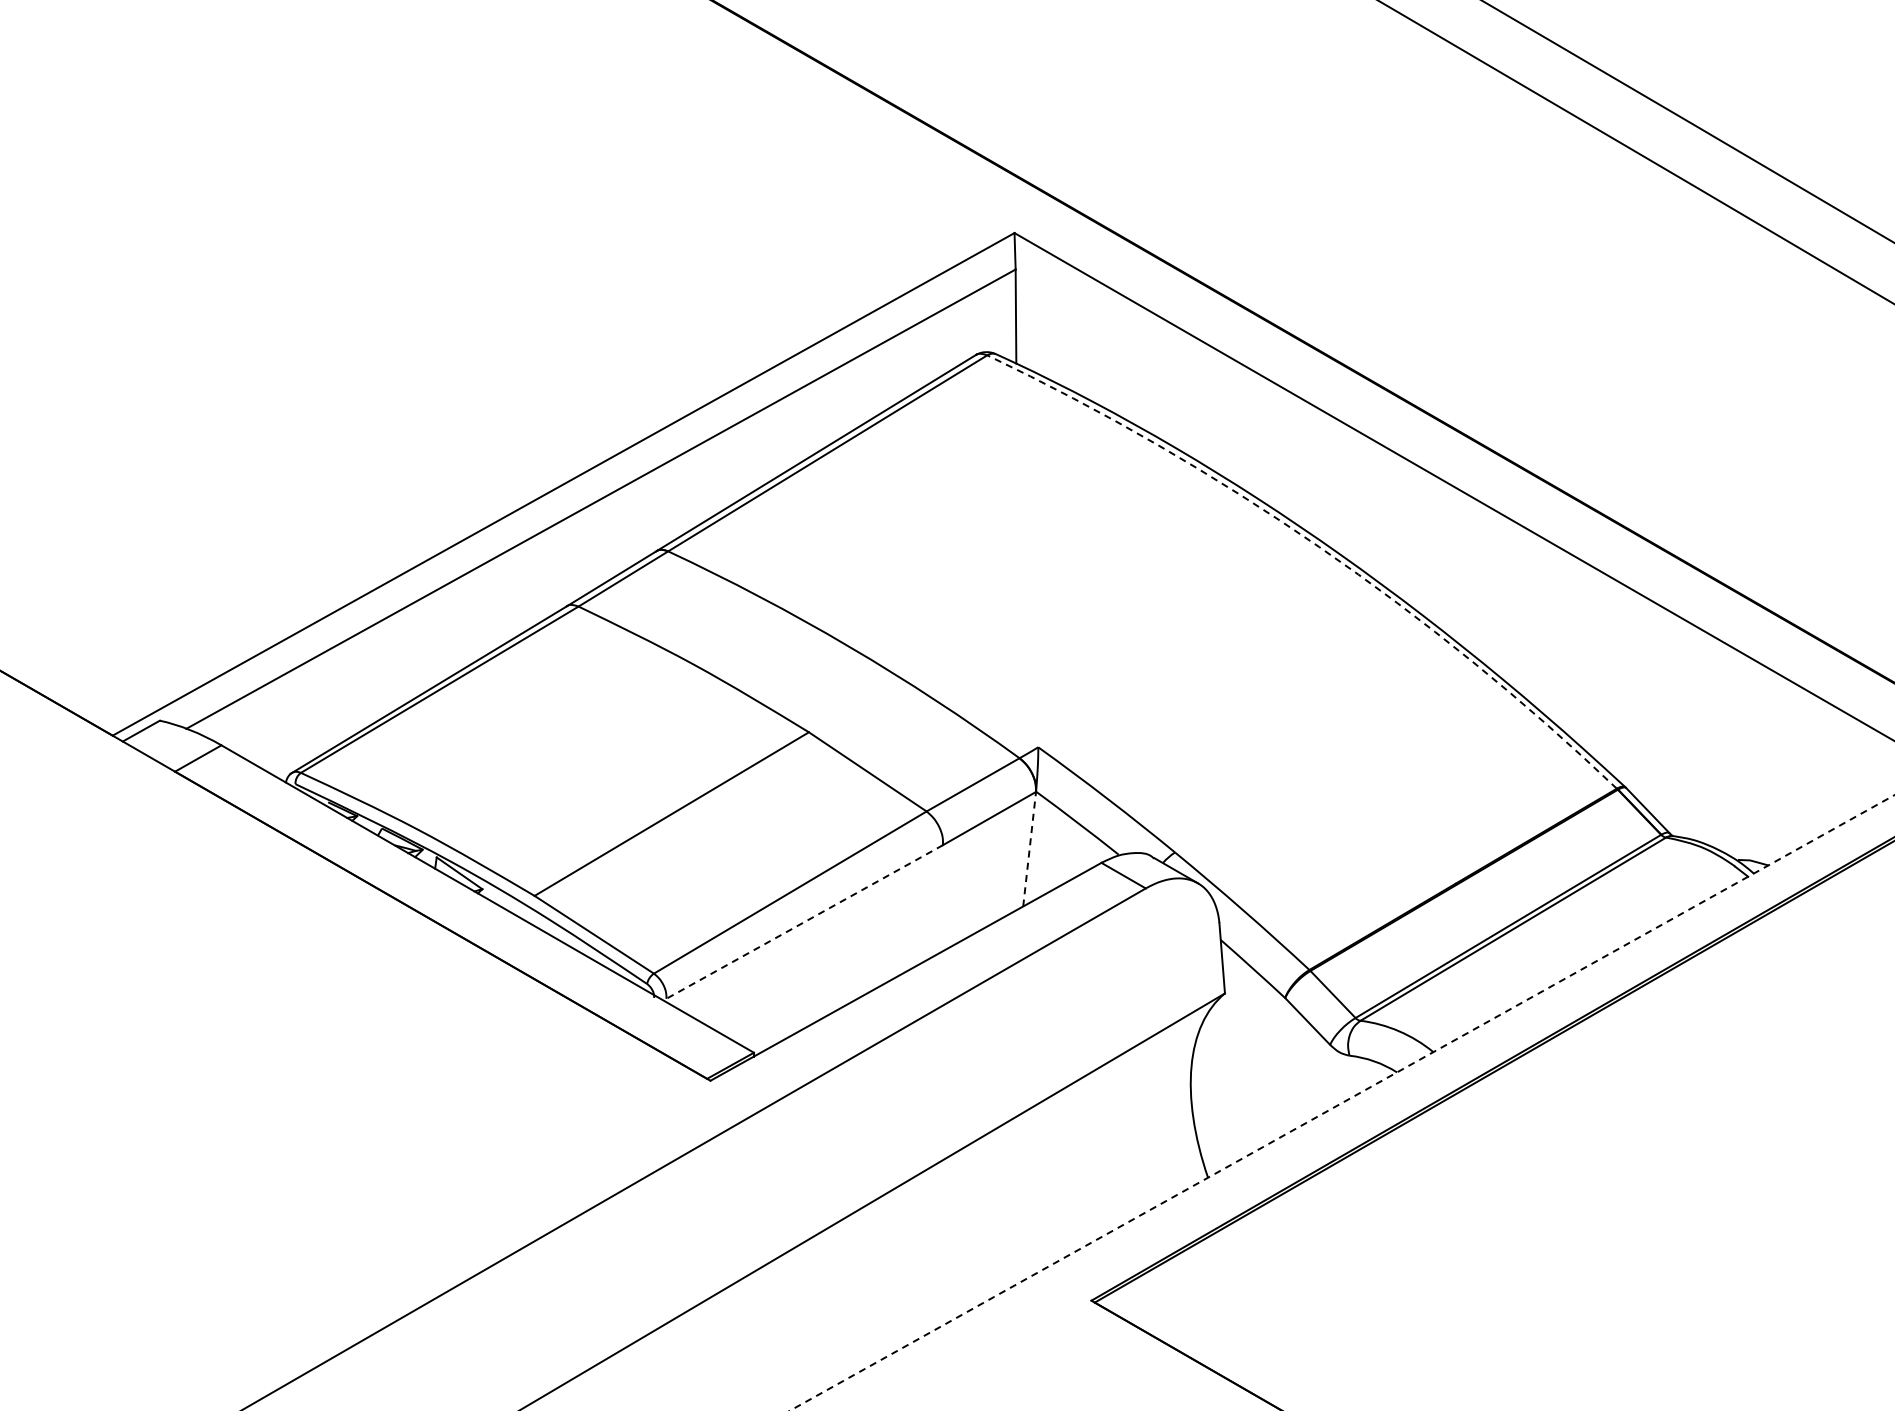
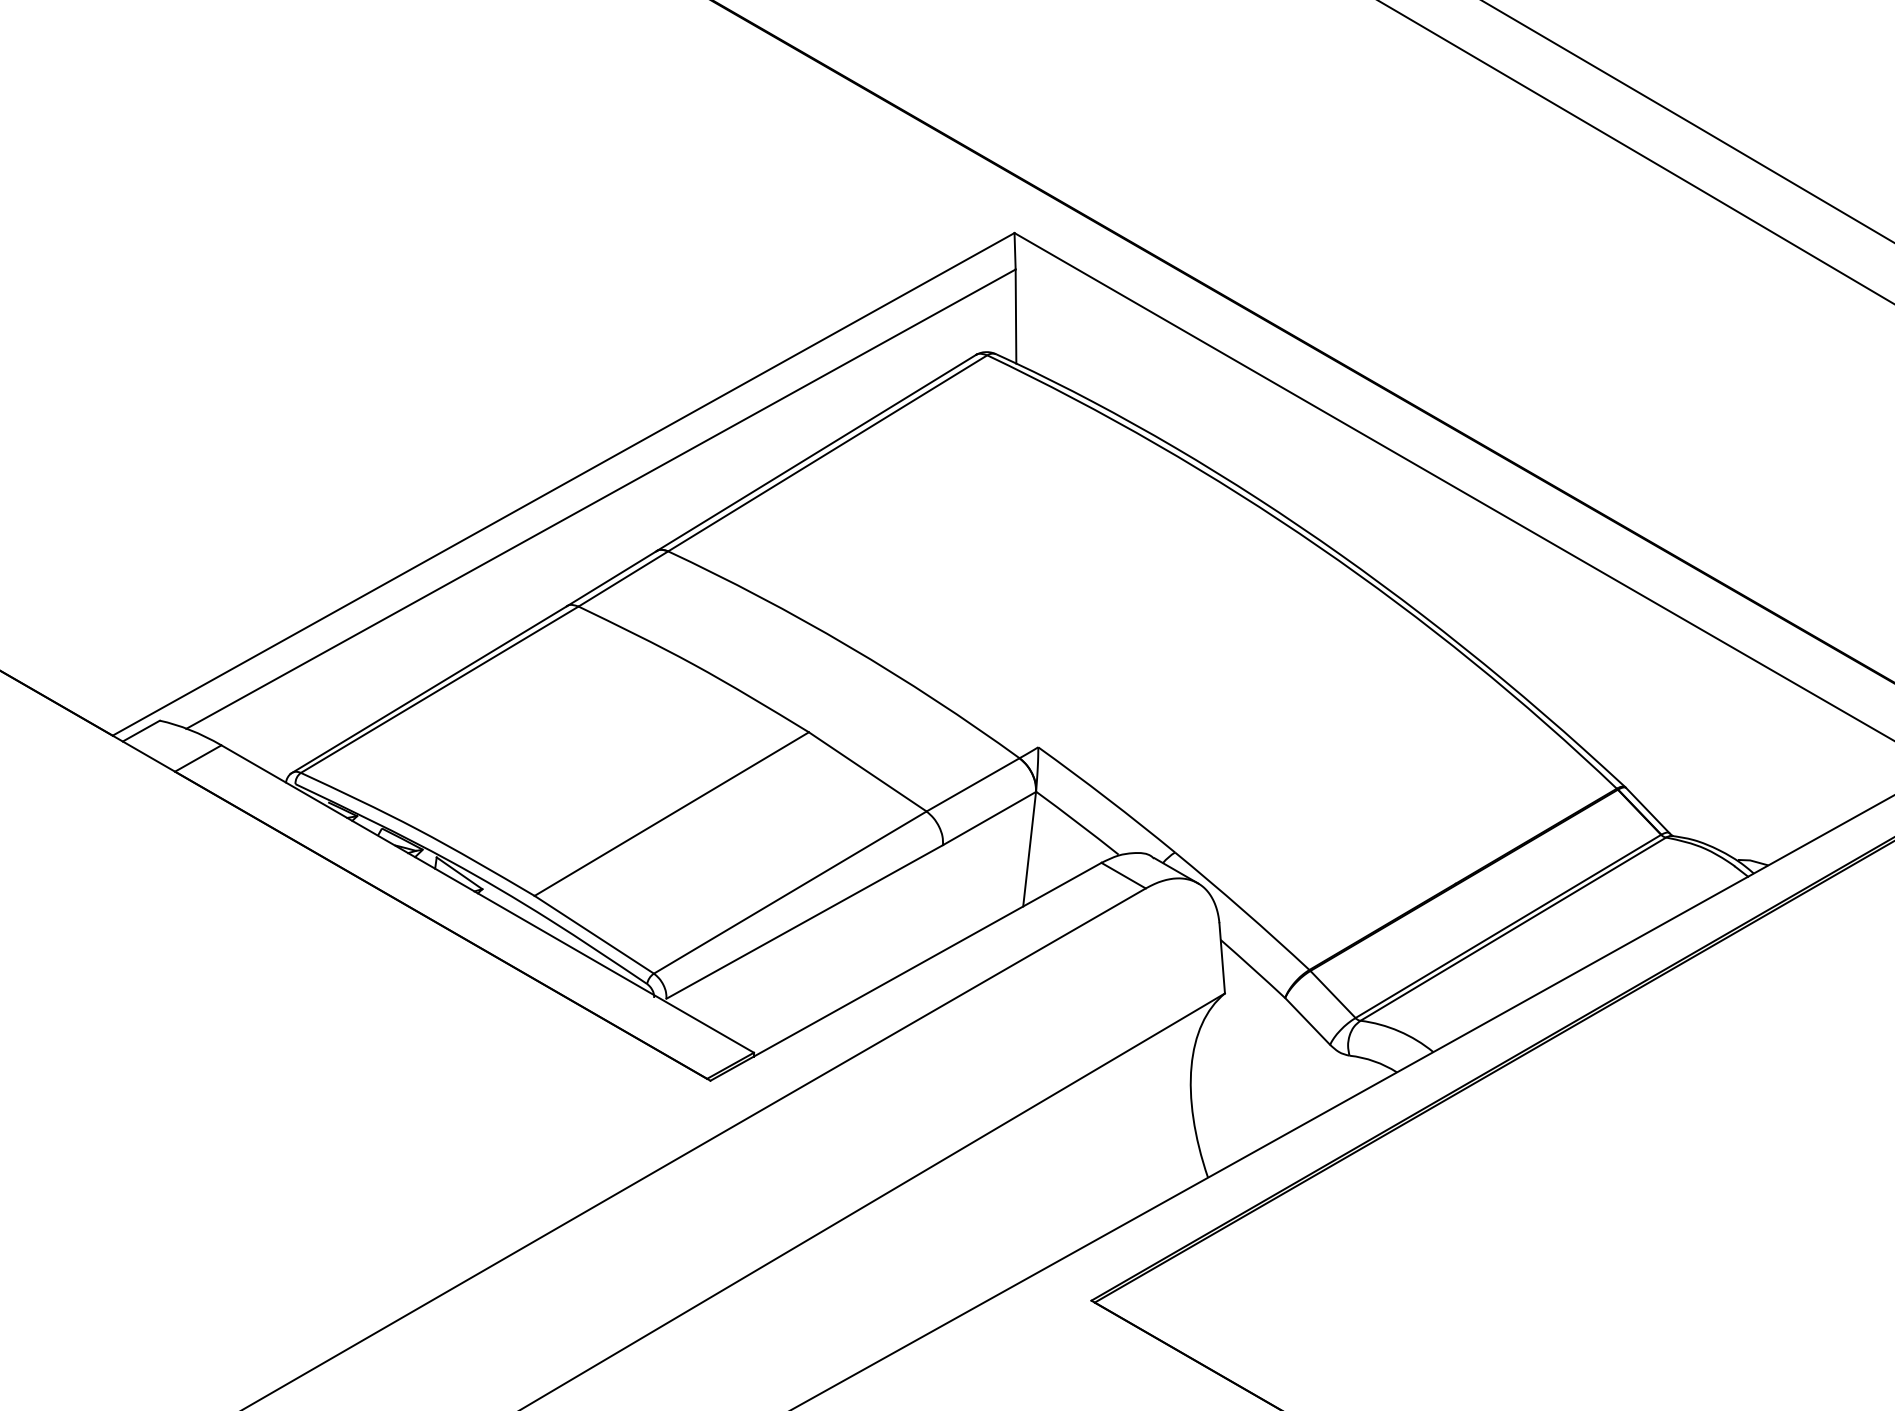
arc: dashed -> solid (1319, 547)
line: dashed -> solid (1029, 849)
line: dashed -> solid (804, 922)
line: dashed -> solid (1341, 1103)
